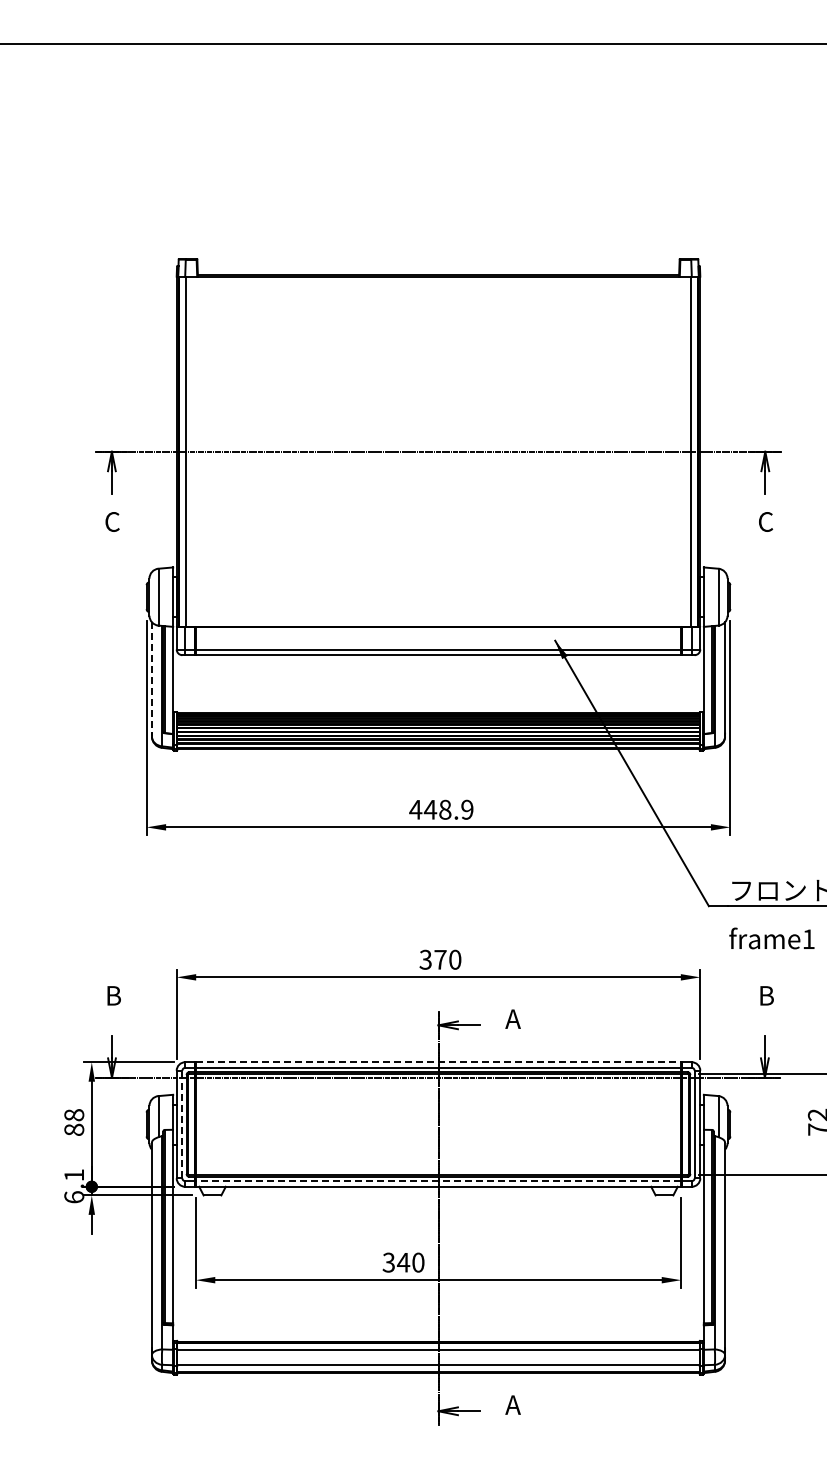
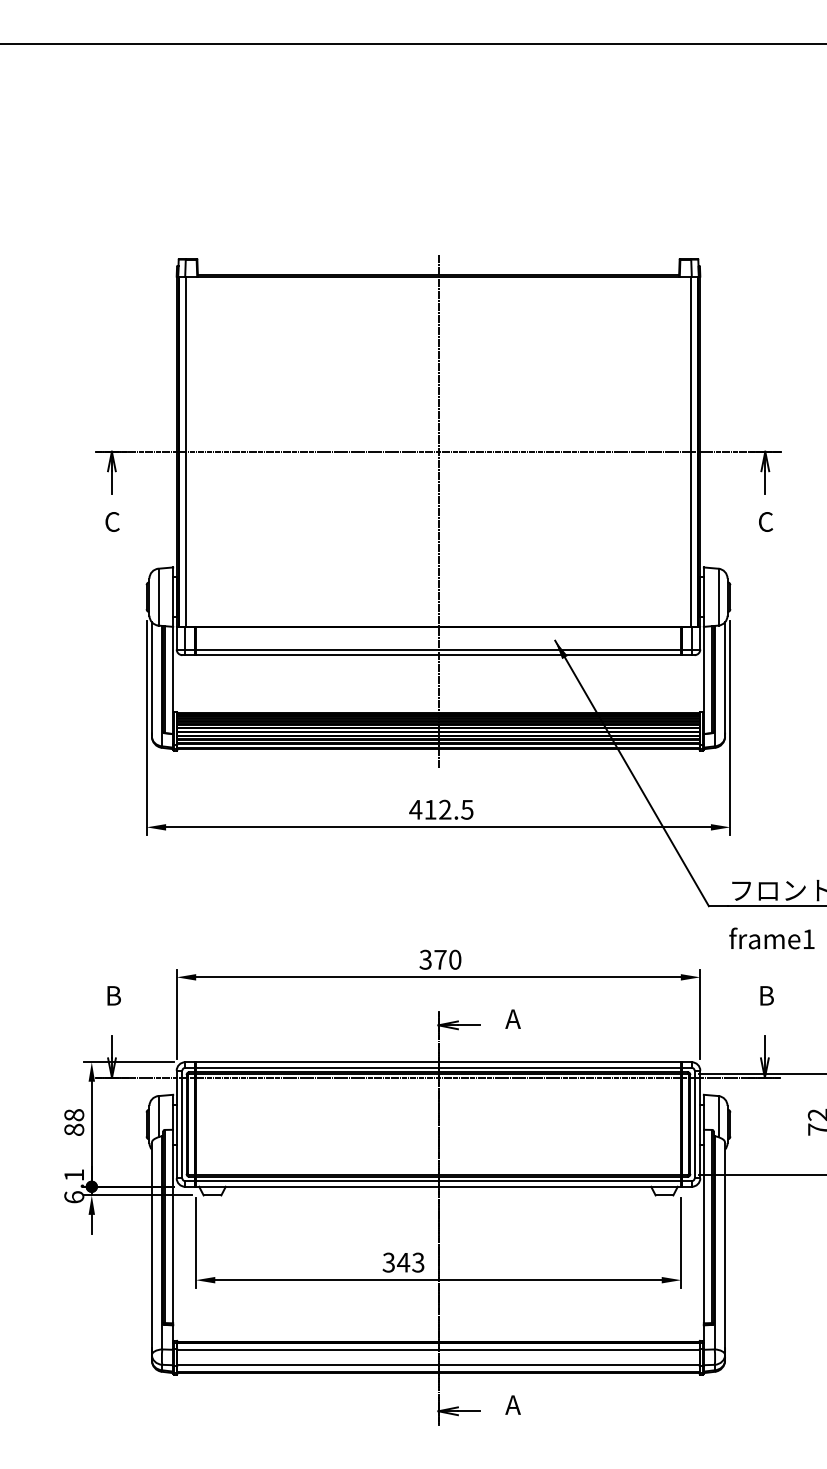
line: none -> present (438, 511)
line: dashed -> solid (151, 677)
text: 448.9 -> 412.5 (448, 809)
line: dashed -> solid (438, 1062)
line: dashed -> solid (182, 1124)
line: dashed -> solid (438, 1181)
text: 340 -> 343 (418, 1262)
